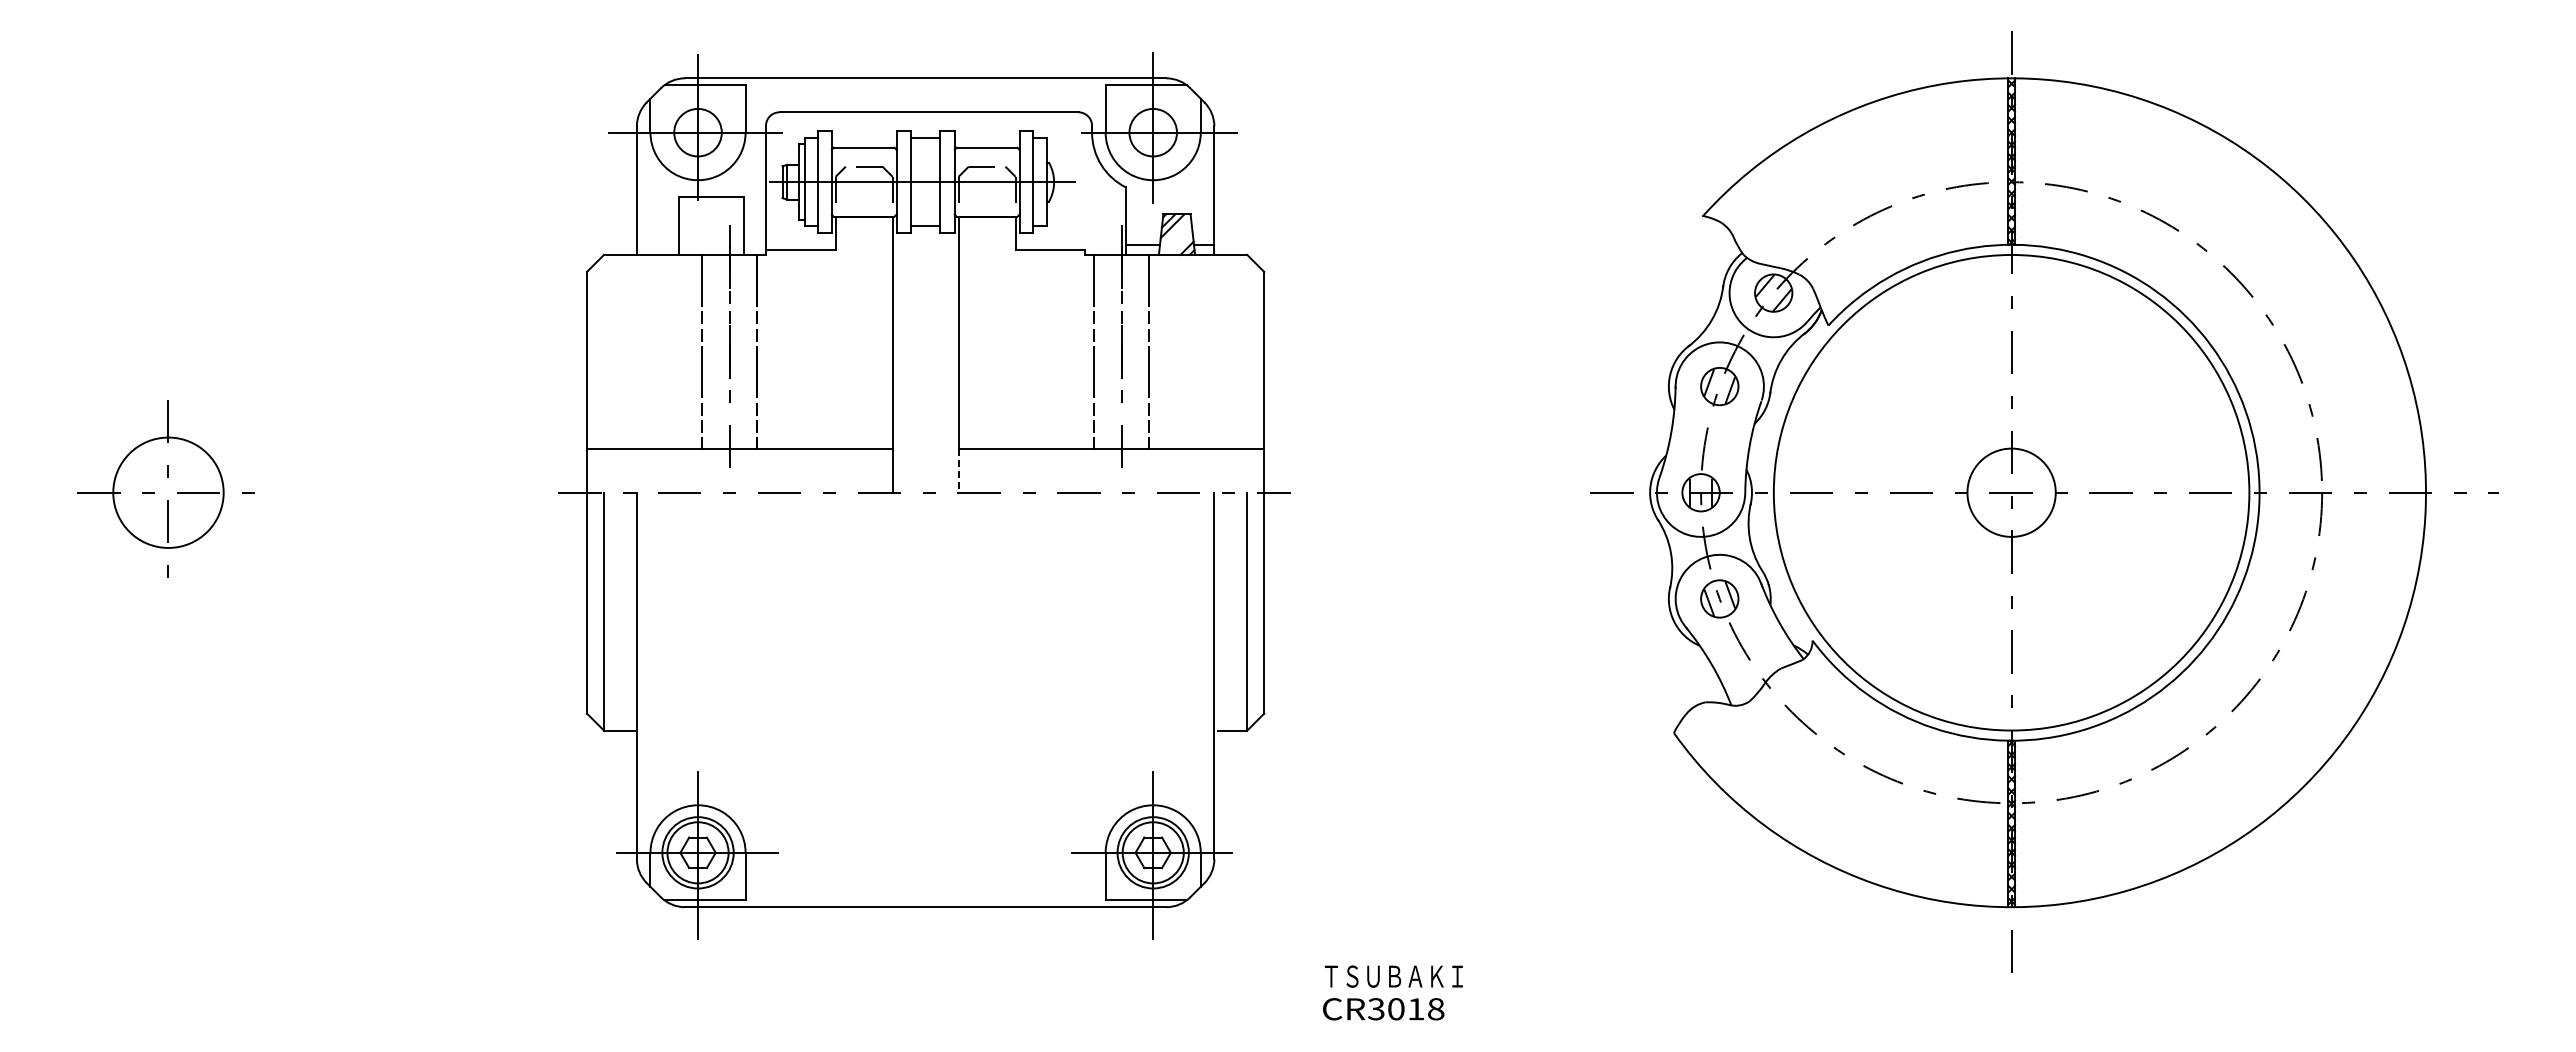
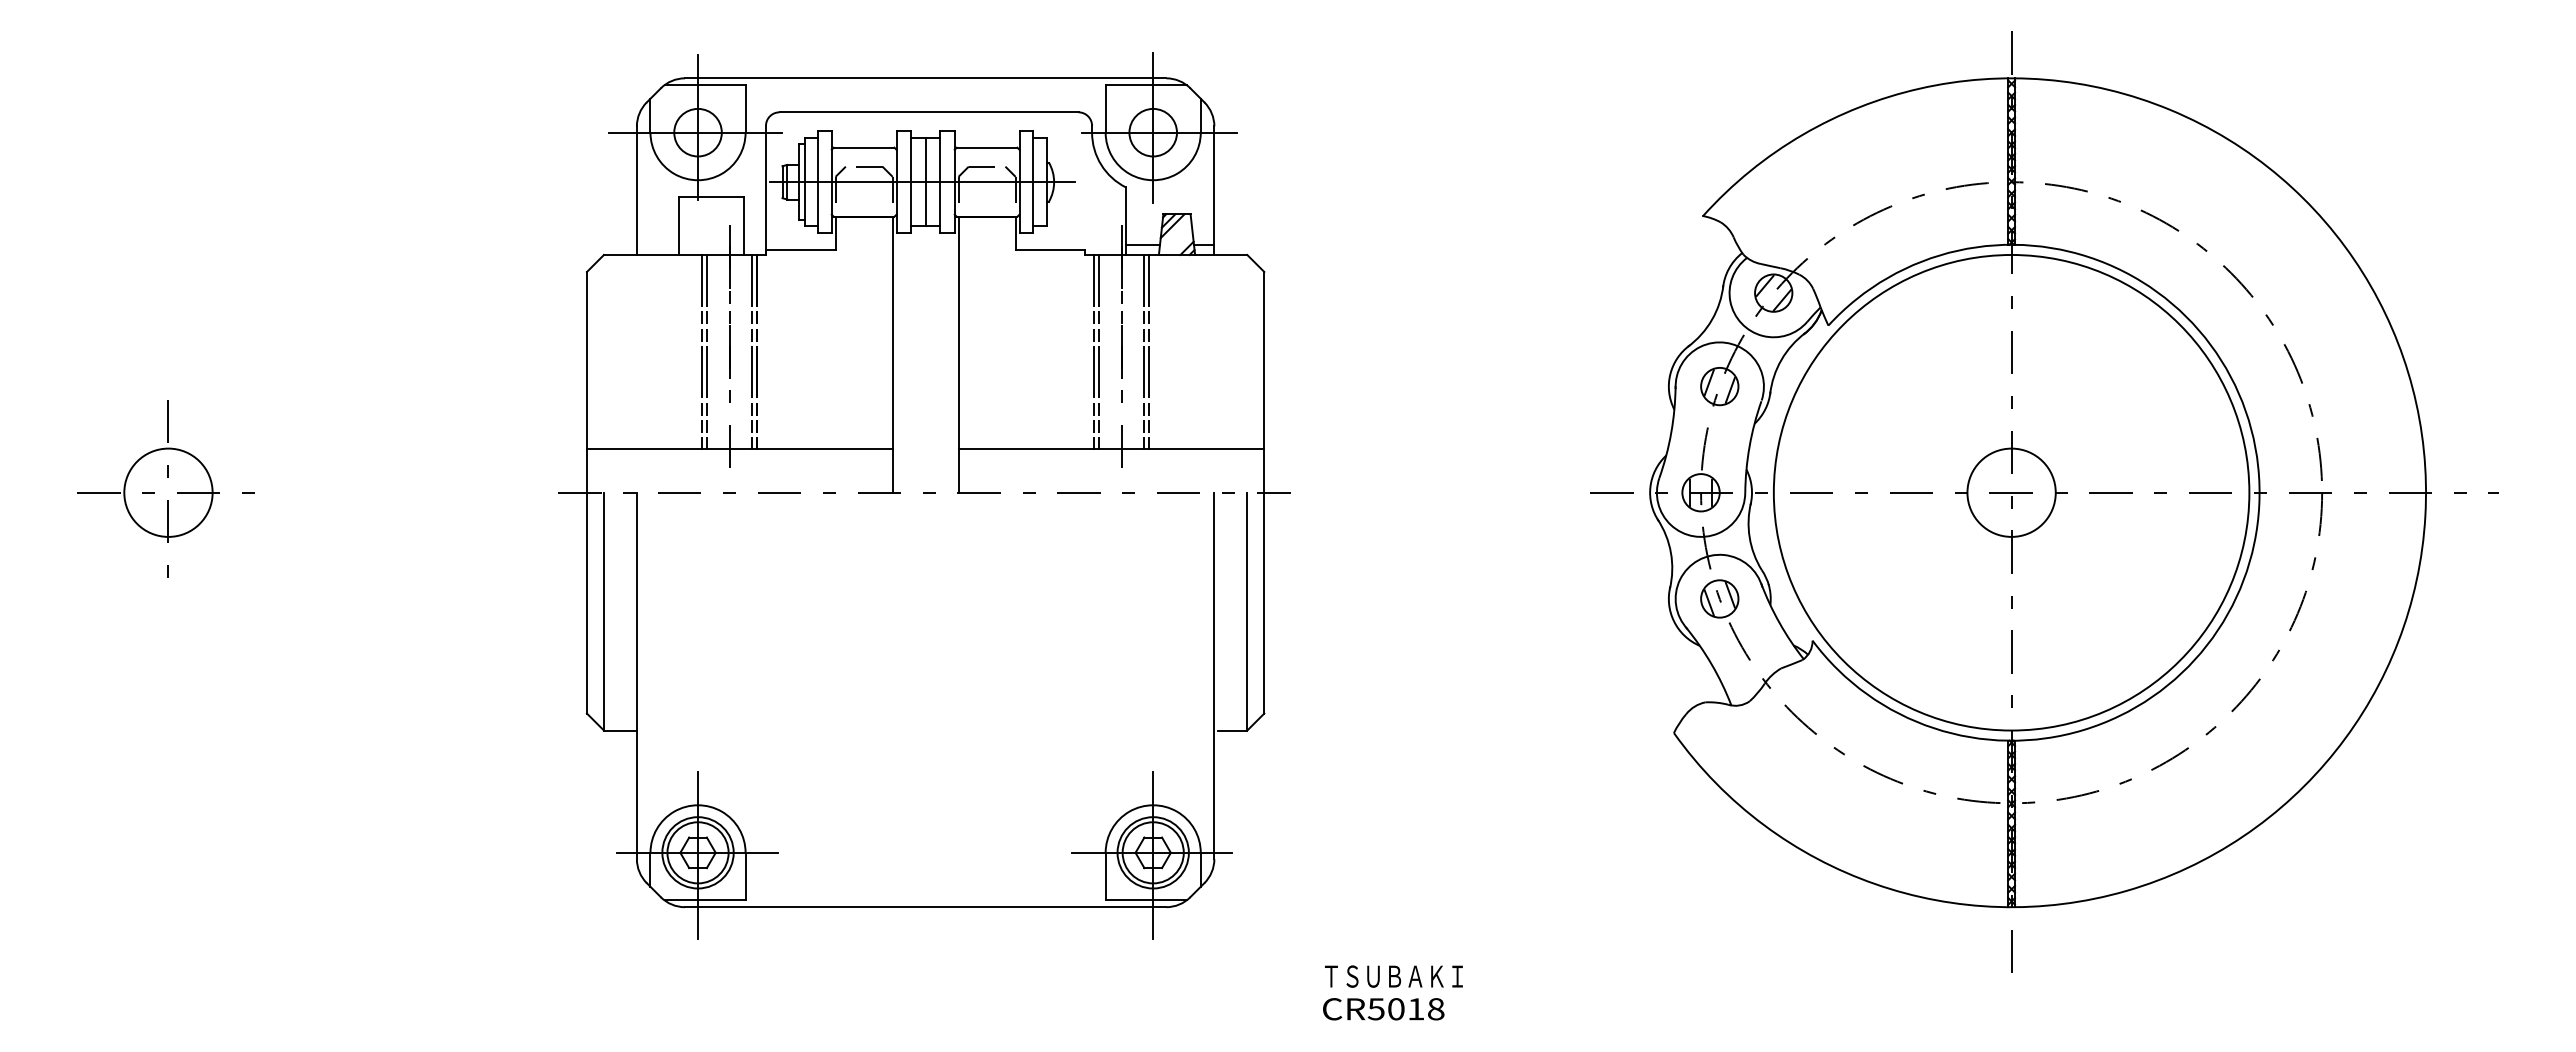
line: none -> present (925, 182)
line: none -> present (707, 351)
line: none -> present (752, 351)
line: none -> present (1099, 351)
line: none -> present (1144, 351)
line: dashed -> solid (958, 471)
circle diameter: 110 px -> 88 px (168, 492)
text: CR3018 -> CR5018 (1376, 1008)
